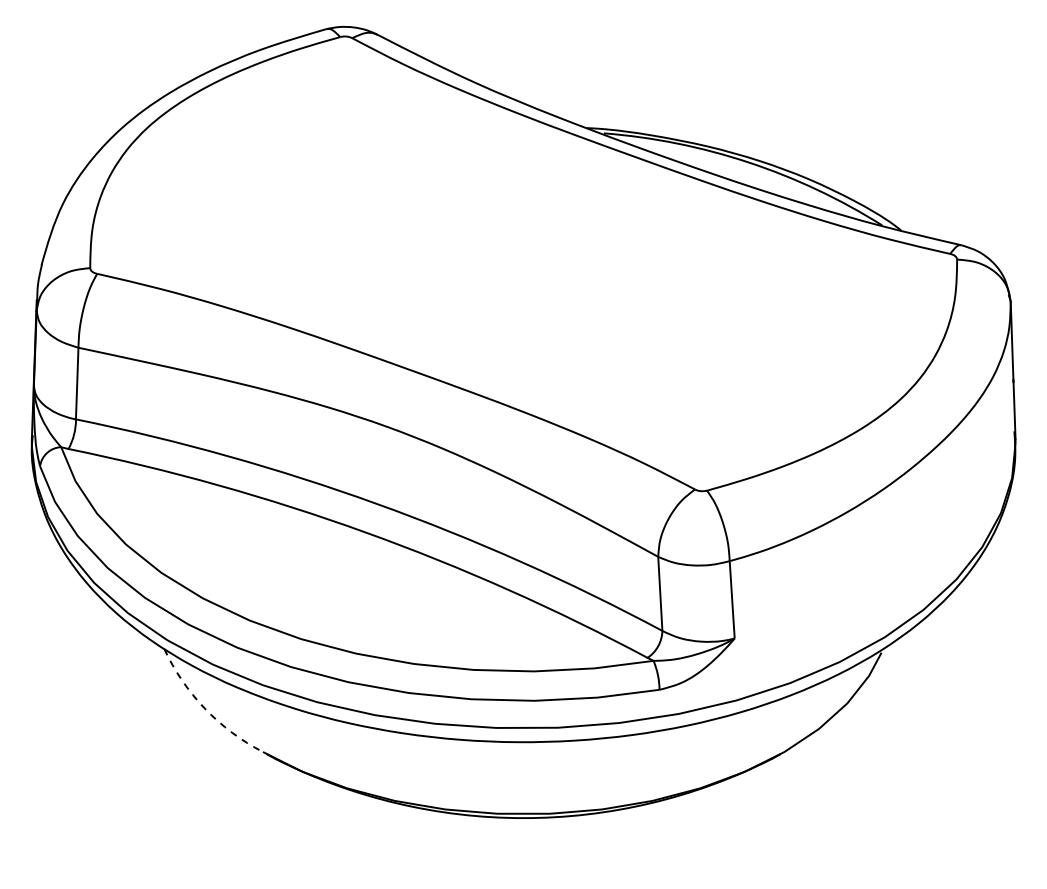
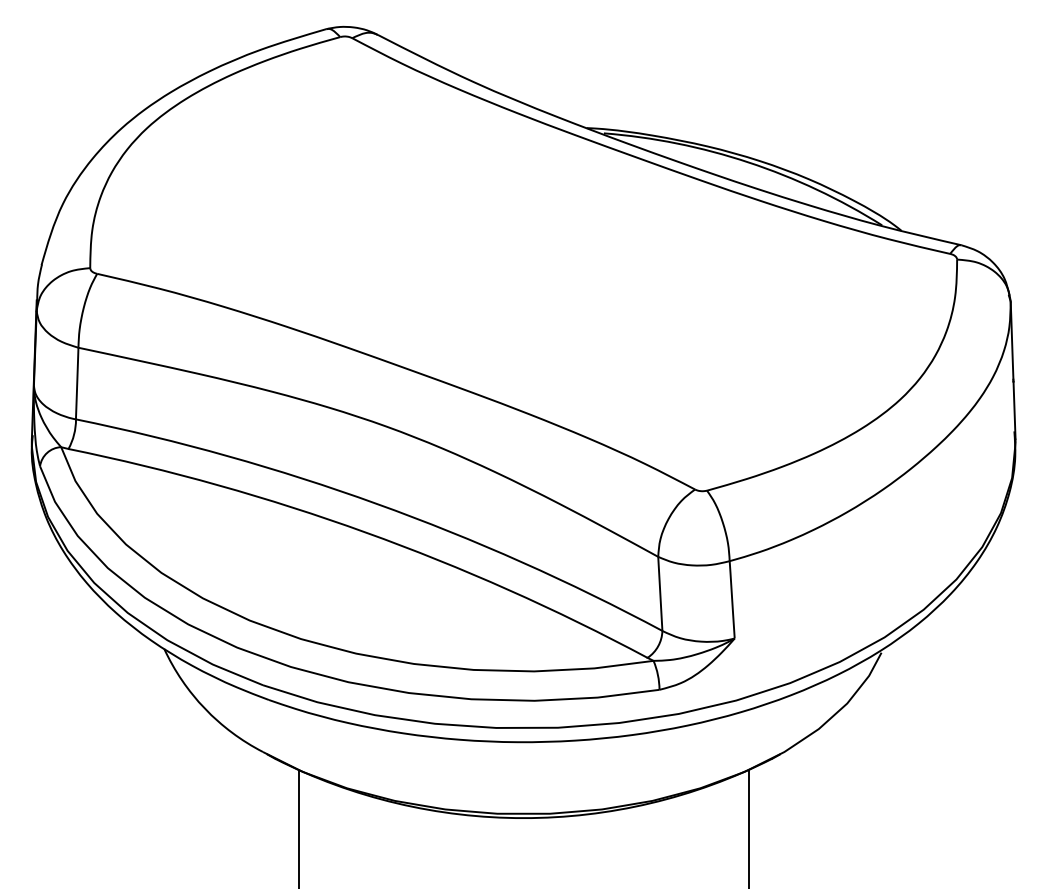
arc: dashed -> solid (205, 708)
line: none -> present (298, 827)
line: none -> present (748, 827)
